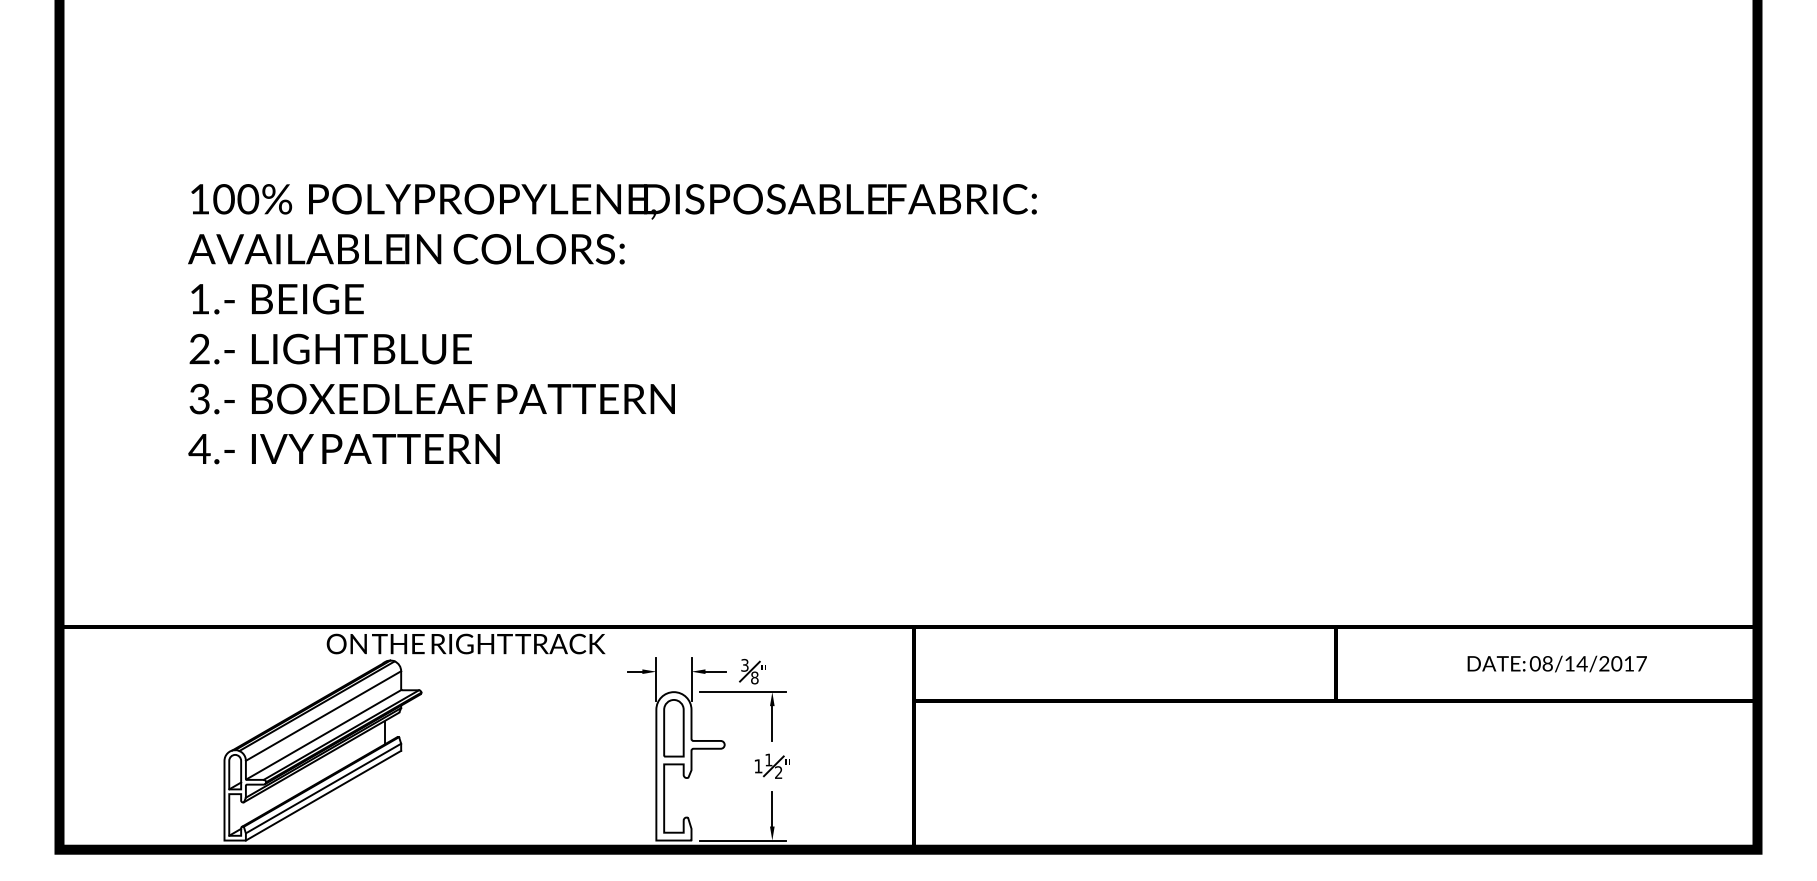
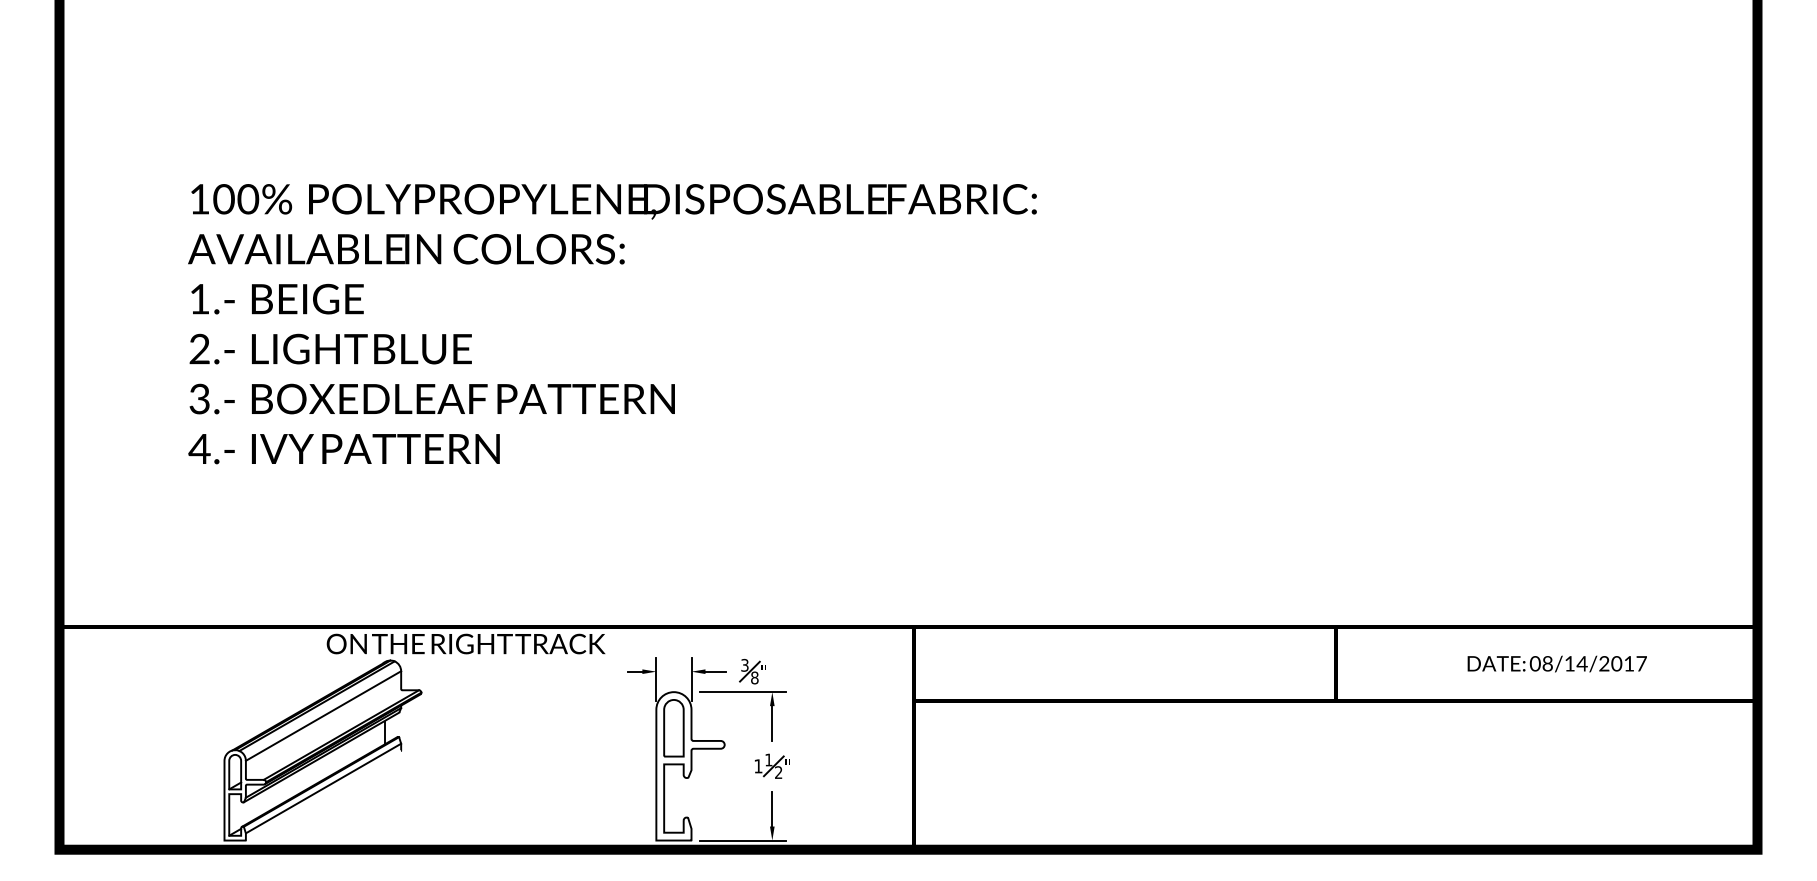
line: present -> none (323, 734)
line: present -> none (323, 795)
